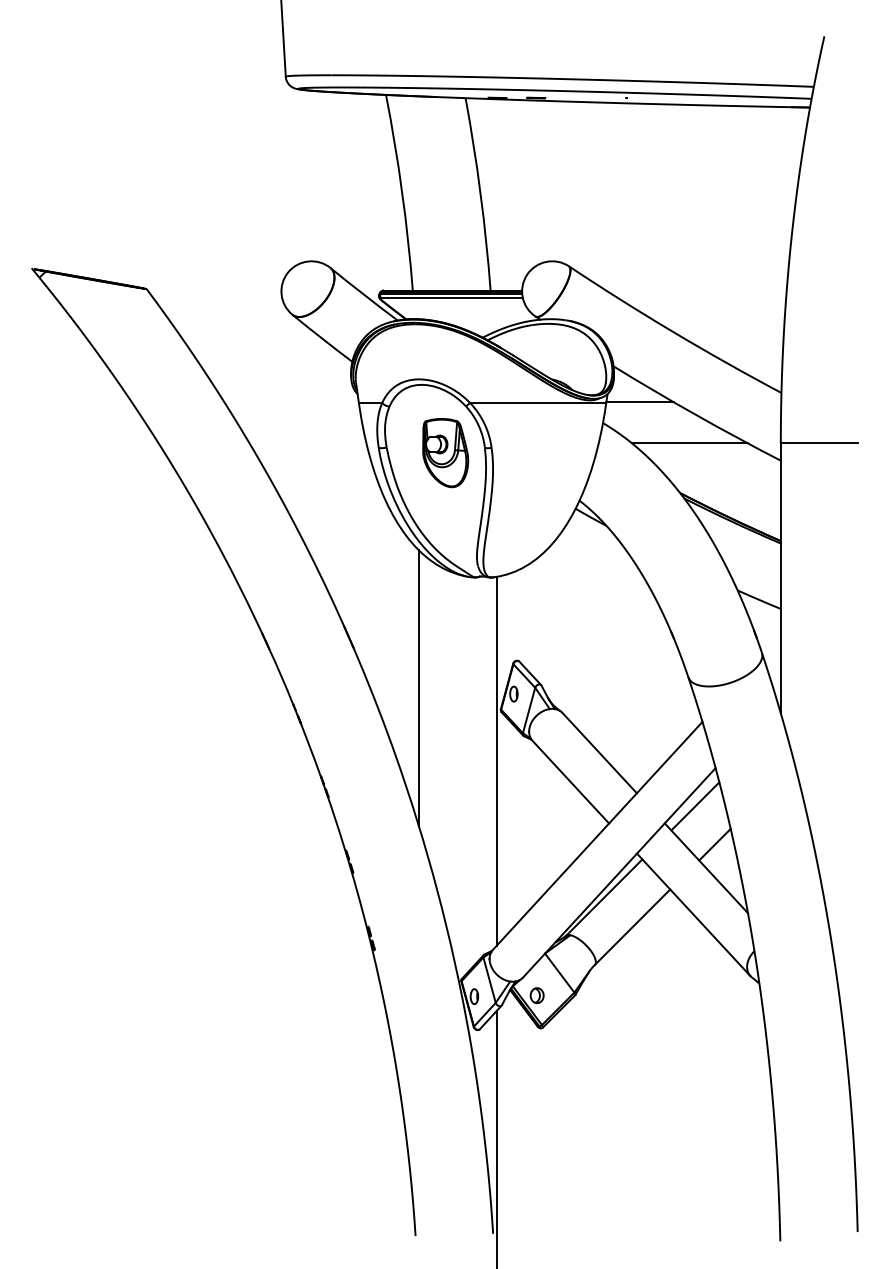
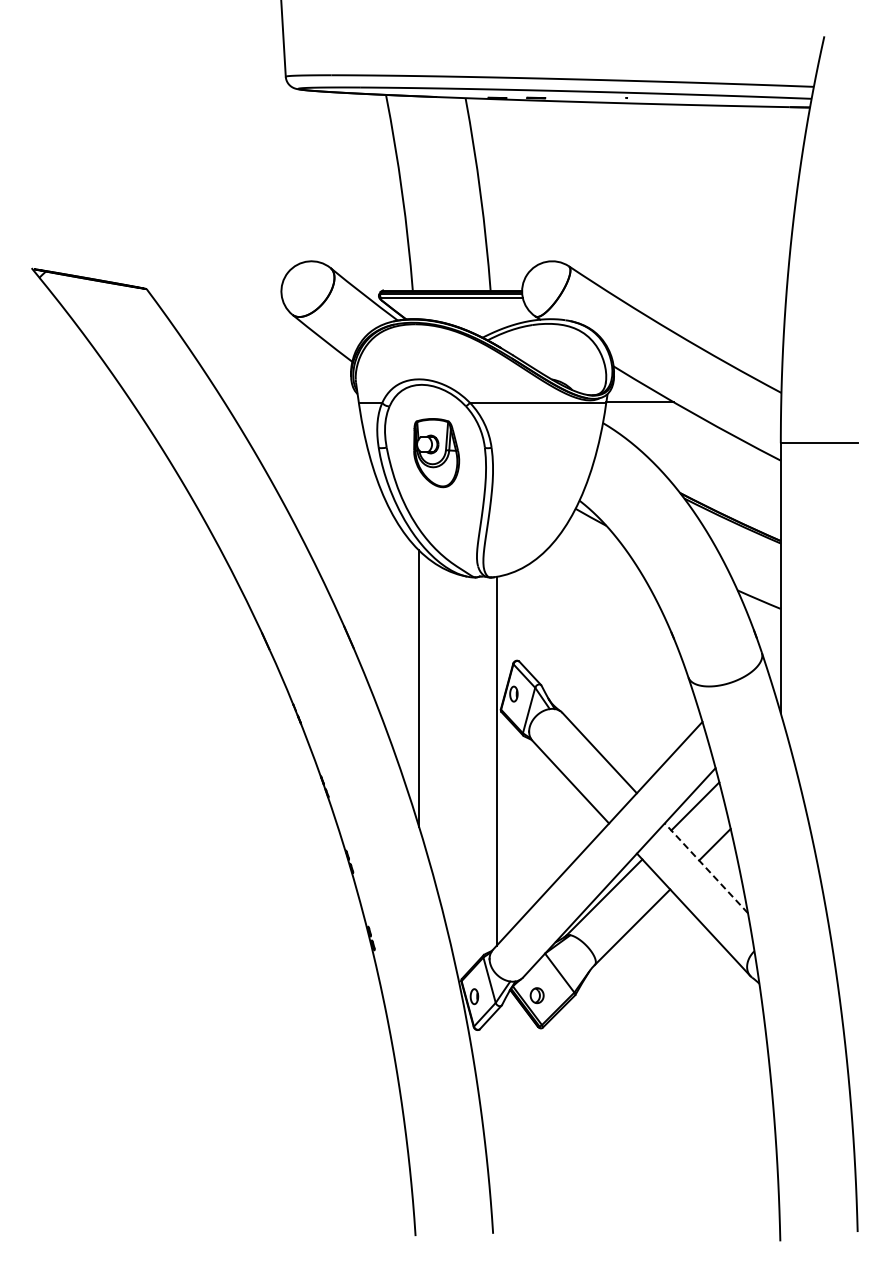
line: present -> none (689, 443)
part position: (445, 453) -> (436, 453) (436, 453)
line: solid -> dashed (706, 867)
line: present -> none (496, 1138)
